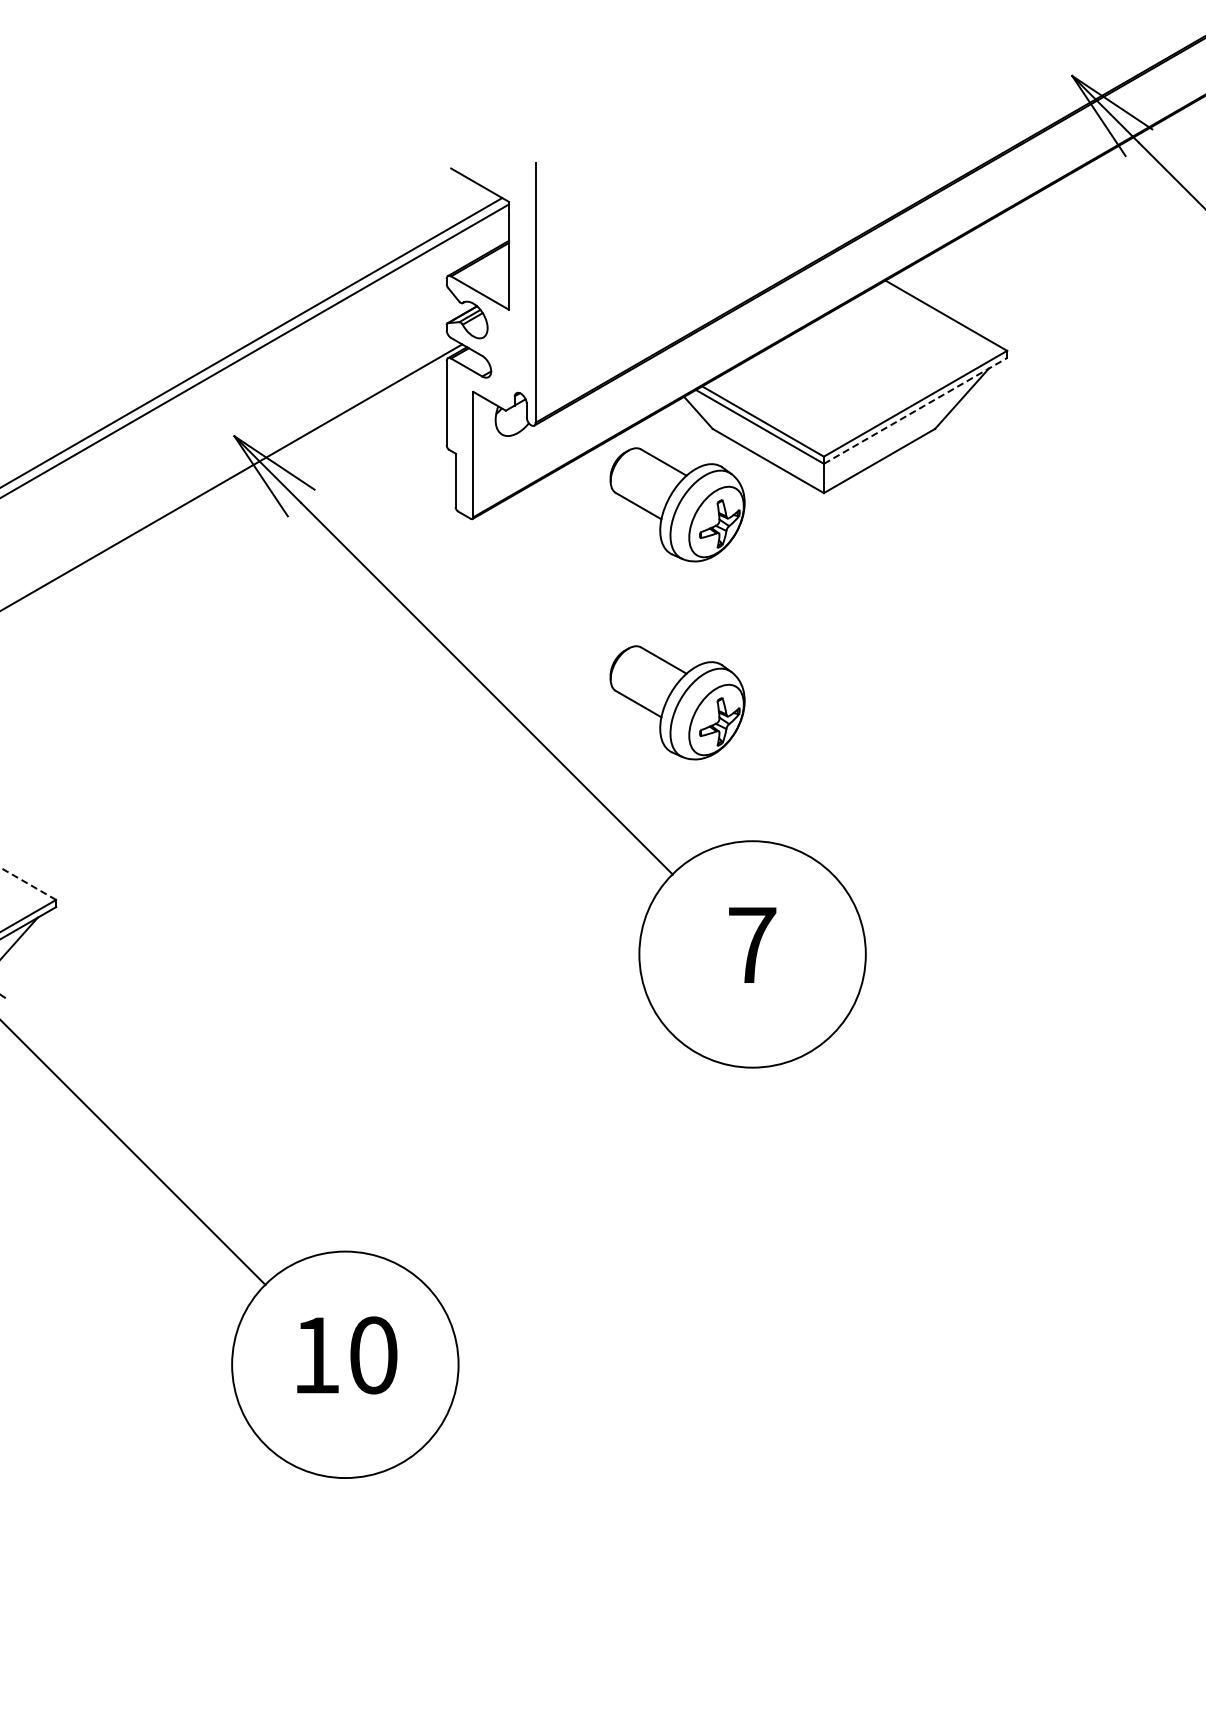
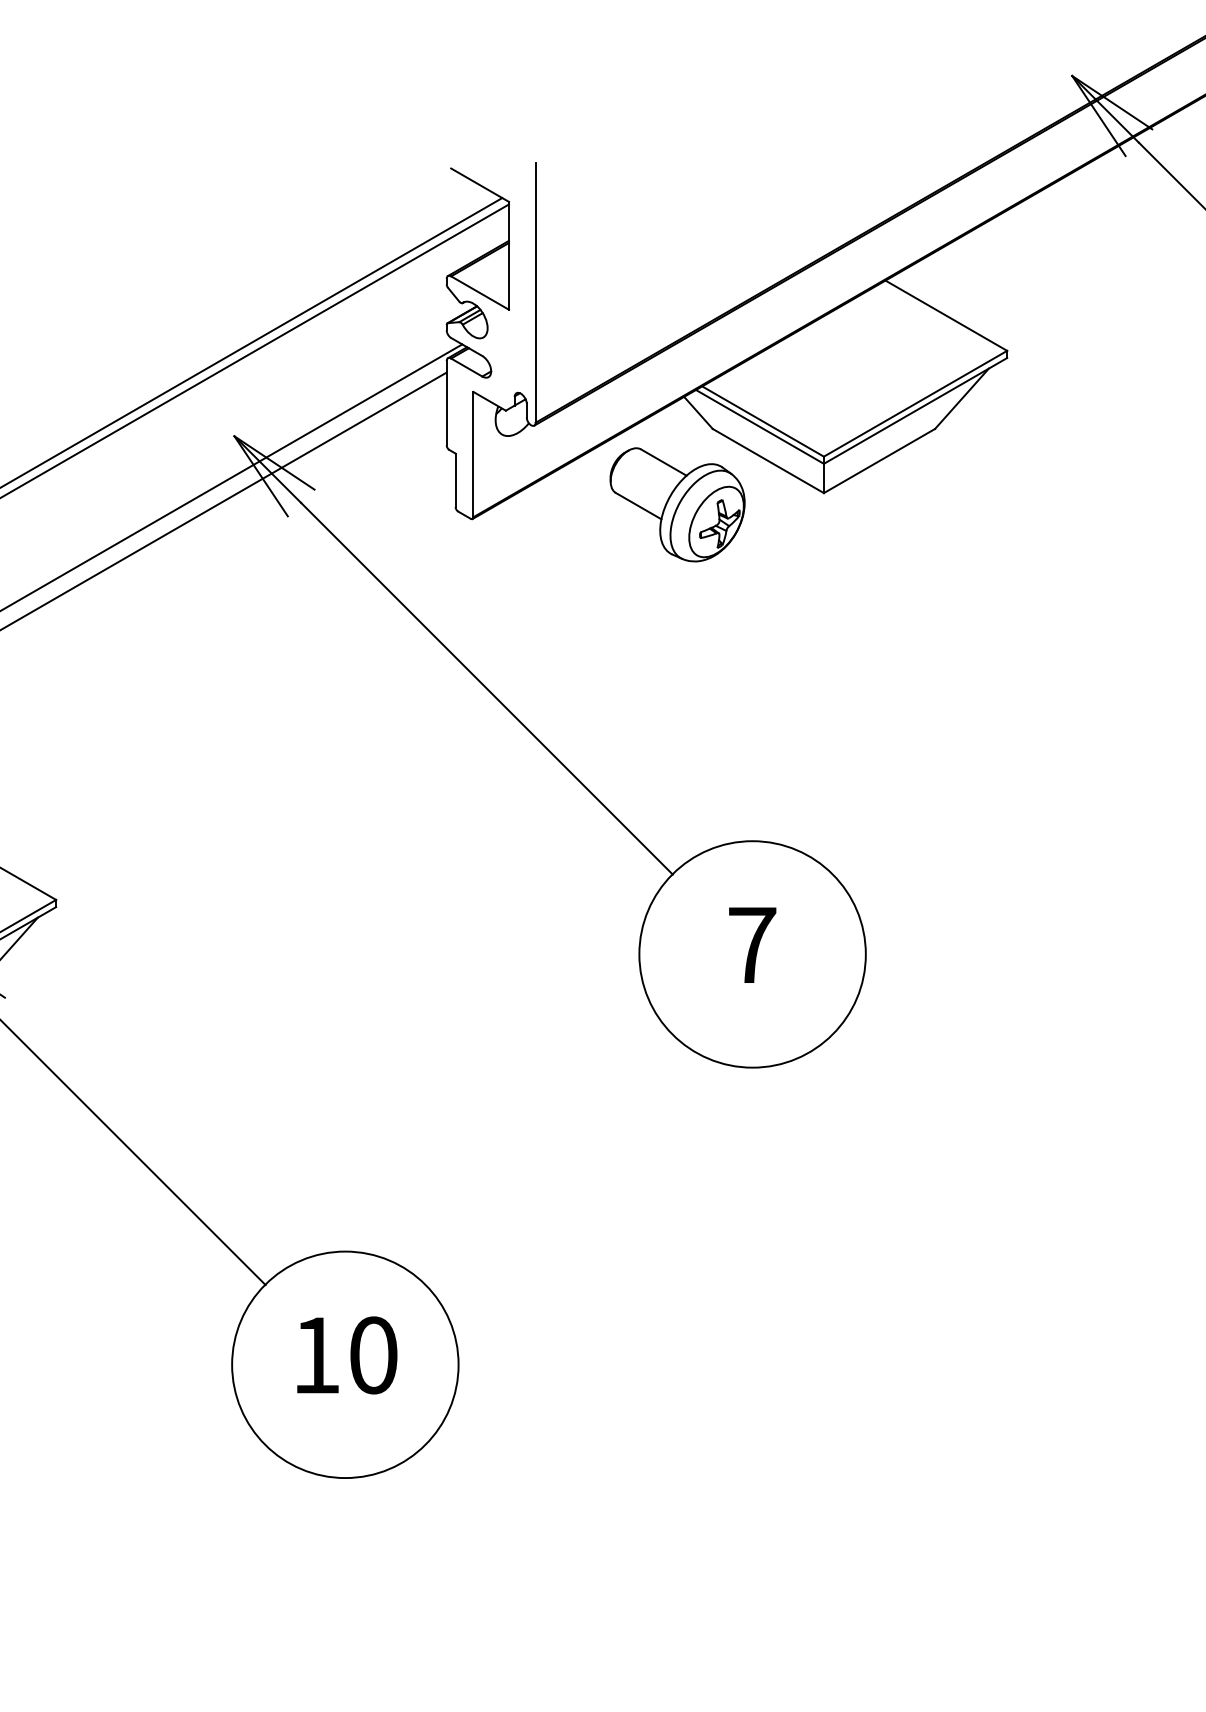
line: dashed -> solid (915, 410)
line: none -> present (224, 500)
part: present -> none (677, 702)
line: dashed -> solid (28, 883)
